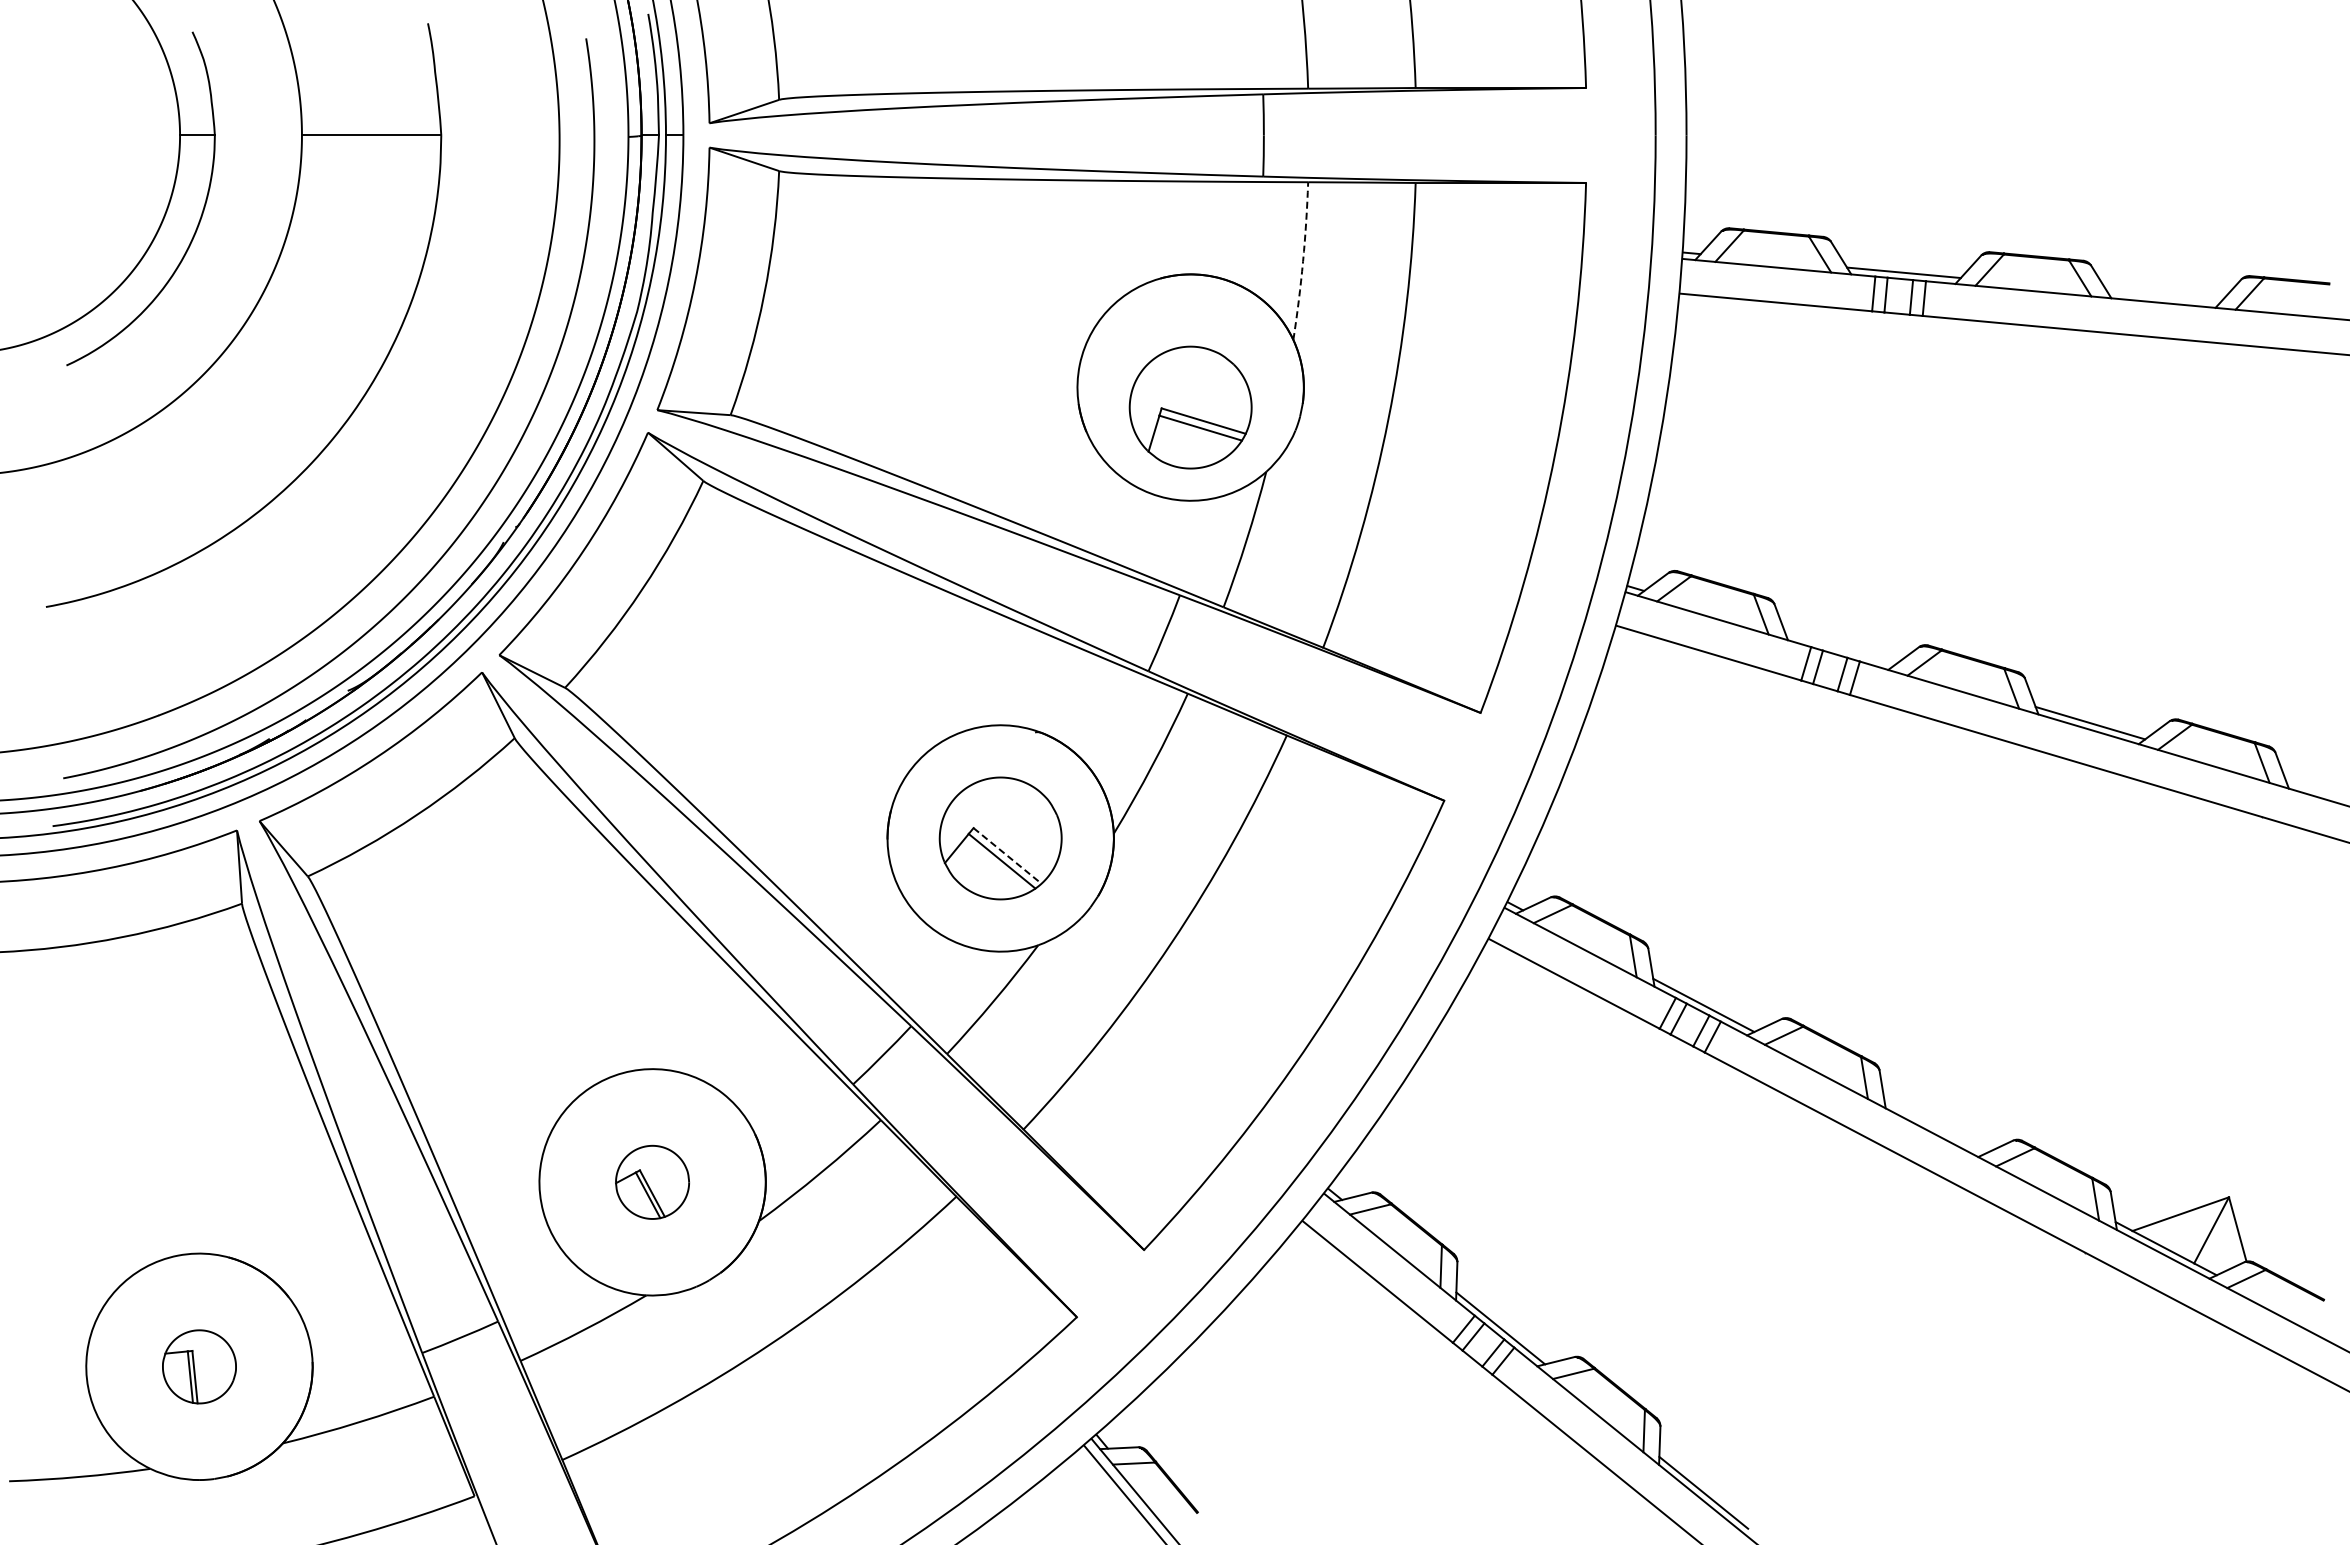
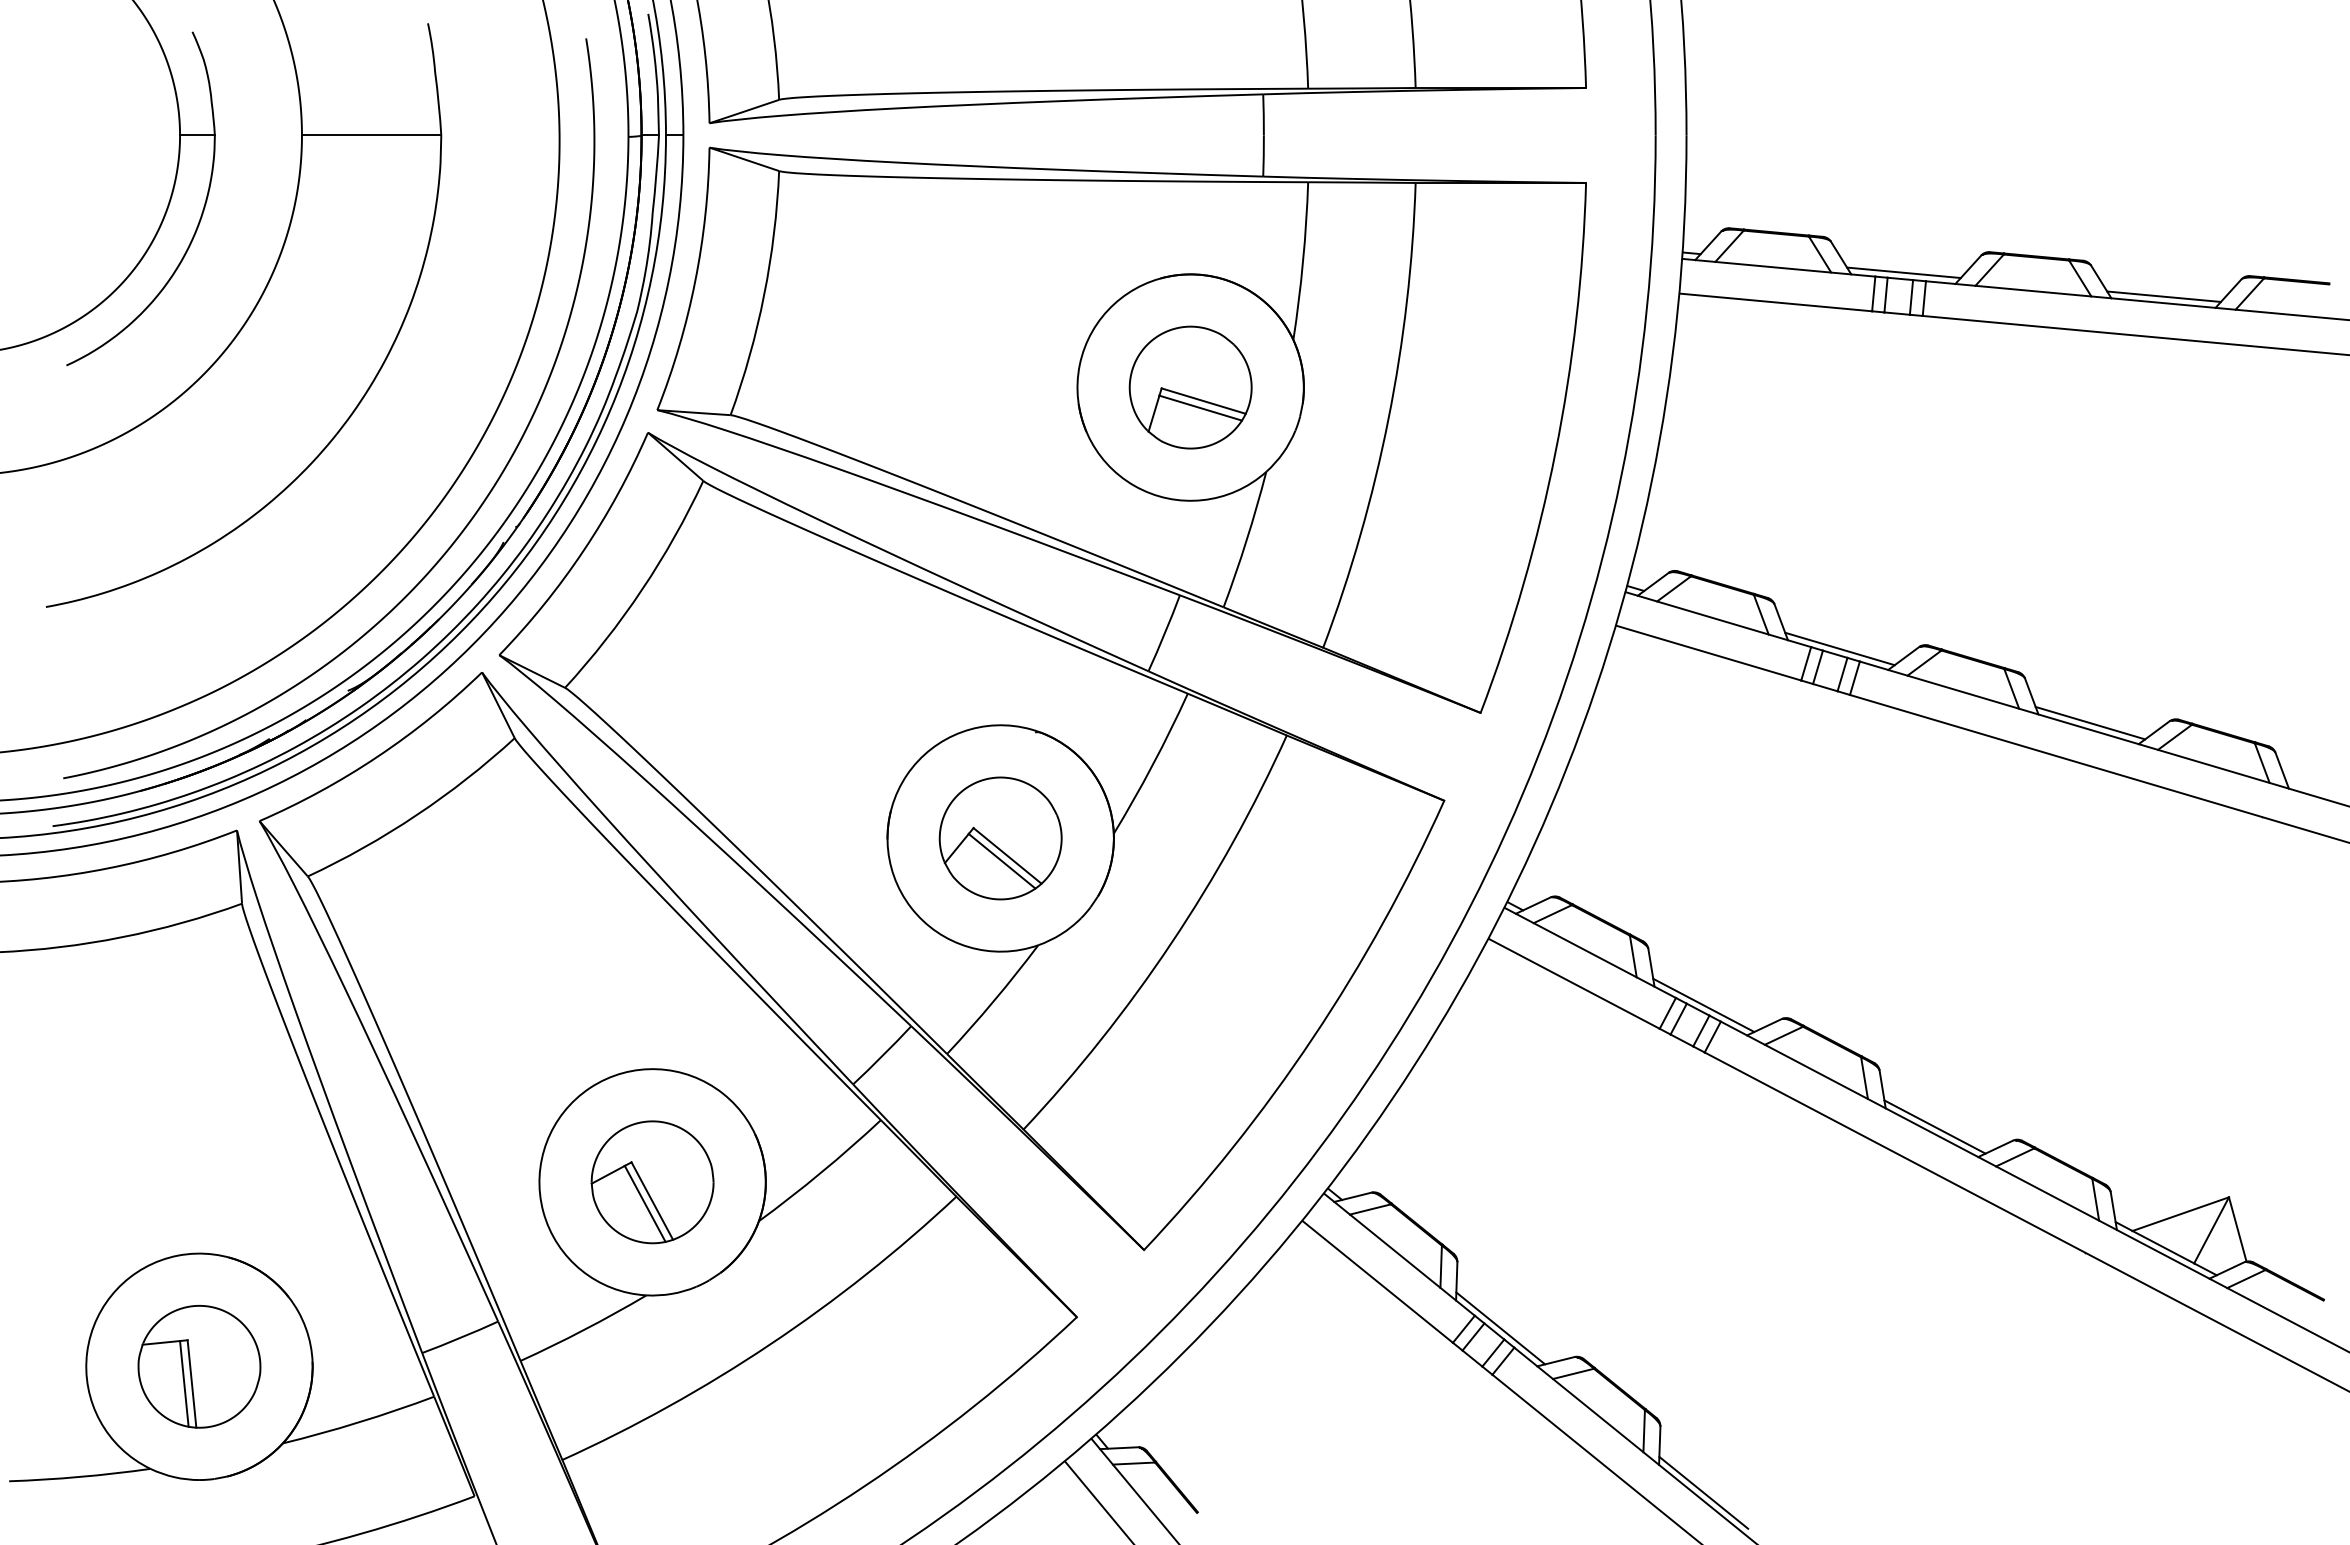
arc: dashed -> solid (1303, 261)
line: none -> present (2163, 296)
part position: (1190, 407) -> (1190, 387) (1190, 387)
line: none -> present (1839, 648)
line: dashed -> solid (1007, 855)
line: none -> present (1934, 1126)
part size: 75x76 px -> 125x125 px (652, 1182)
part size: 75x76 px -> 125x124 px (199, 1366)
line position: (1123, 1493) -> (1098, 1501) (1098, 1501)
